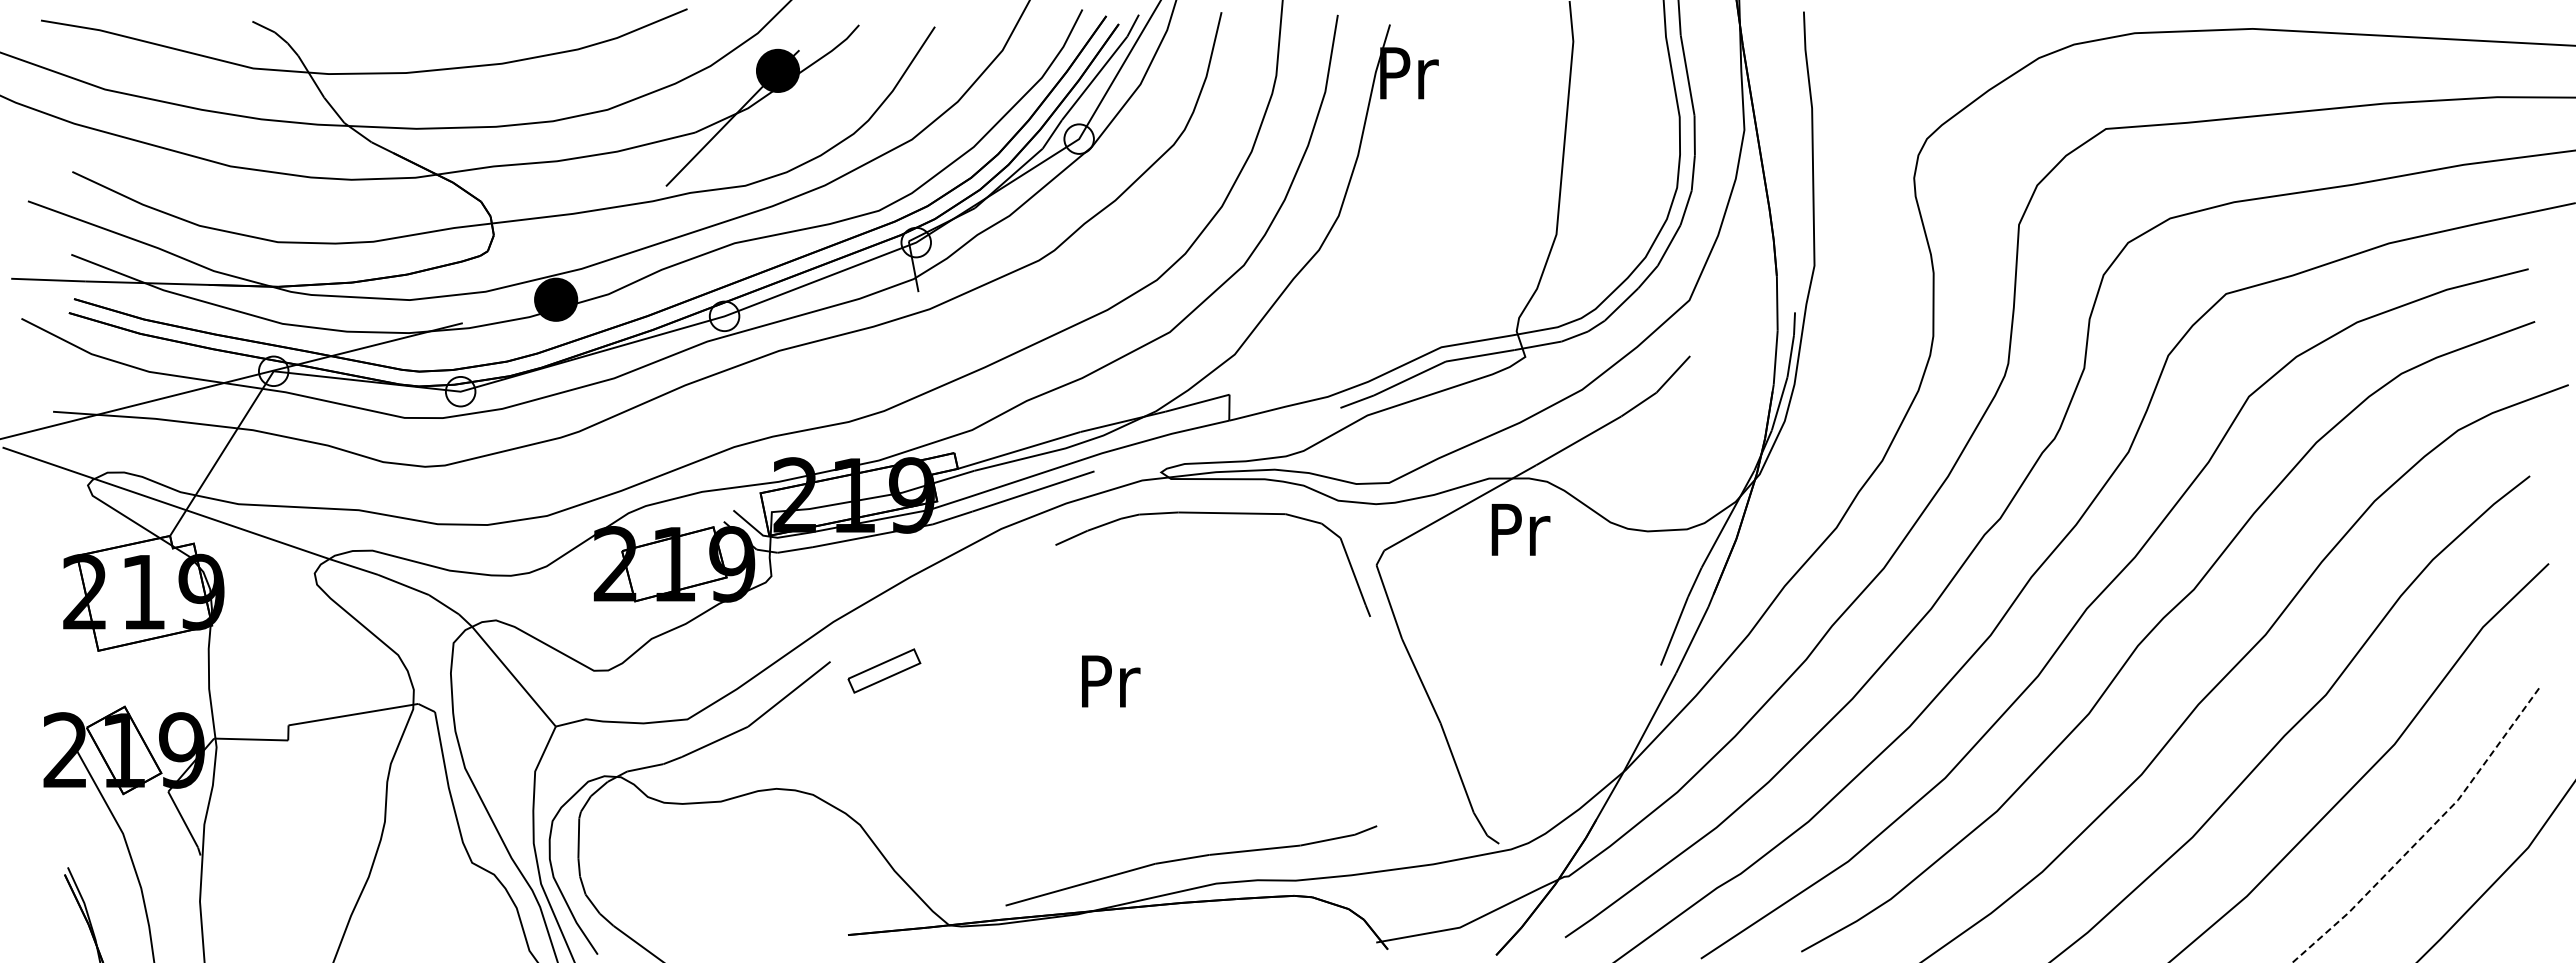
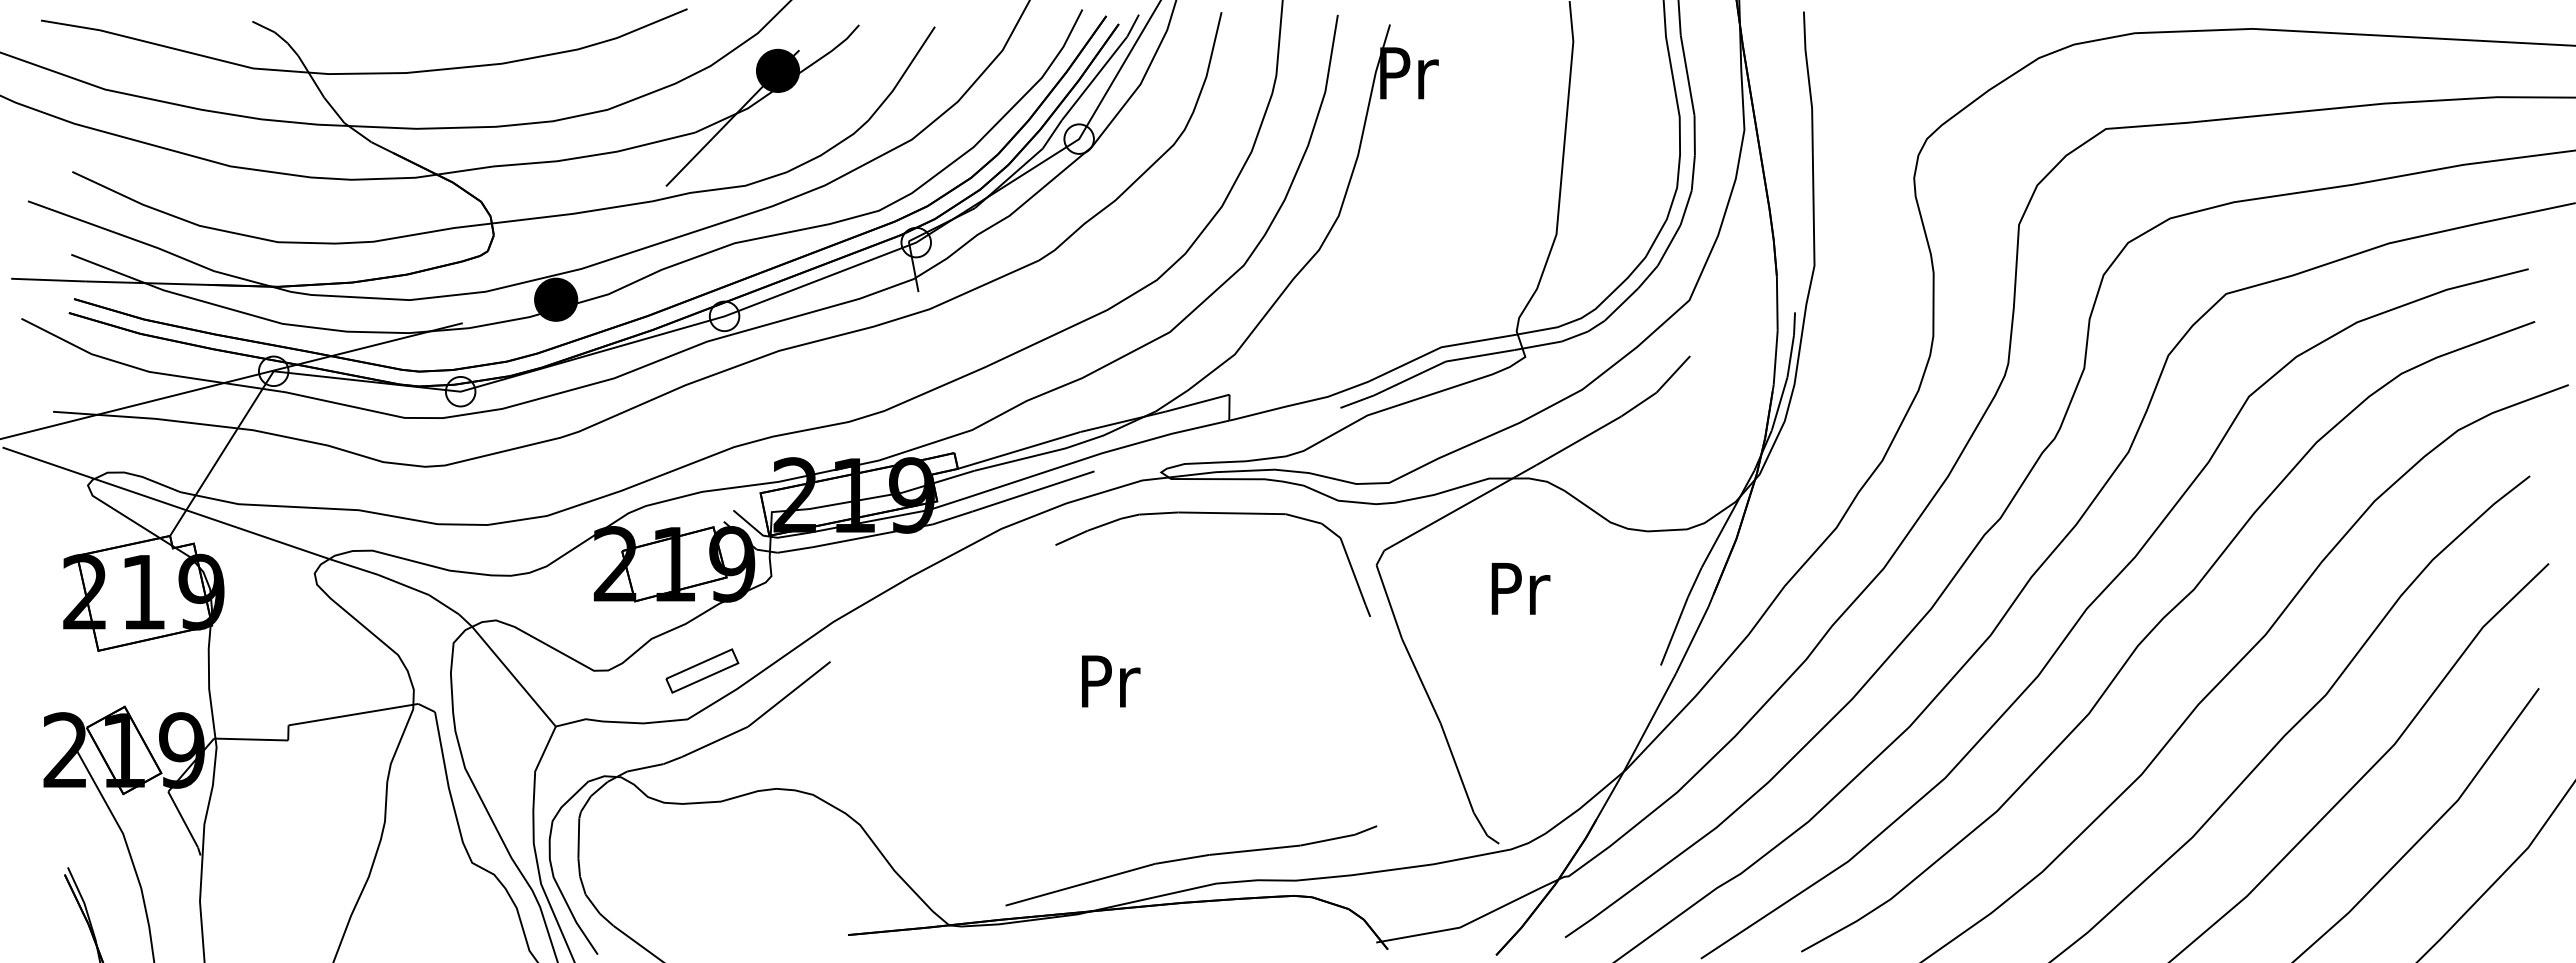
text position: (1520, 529) -> (1520, 588) (1520, 588)
part position: (884, 670) -> (702, 670) (702, 670)
line: dashed -> solid (2425, 833)
